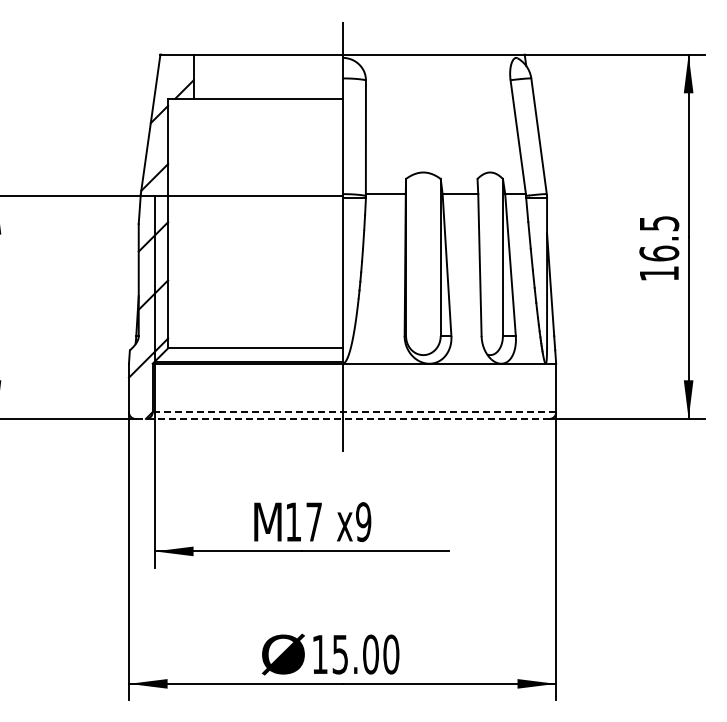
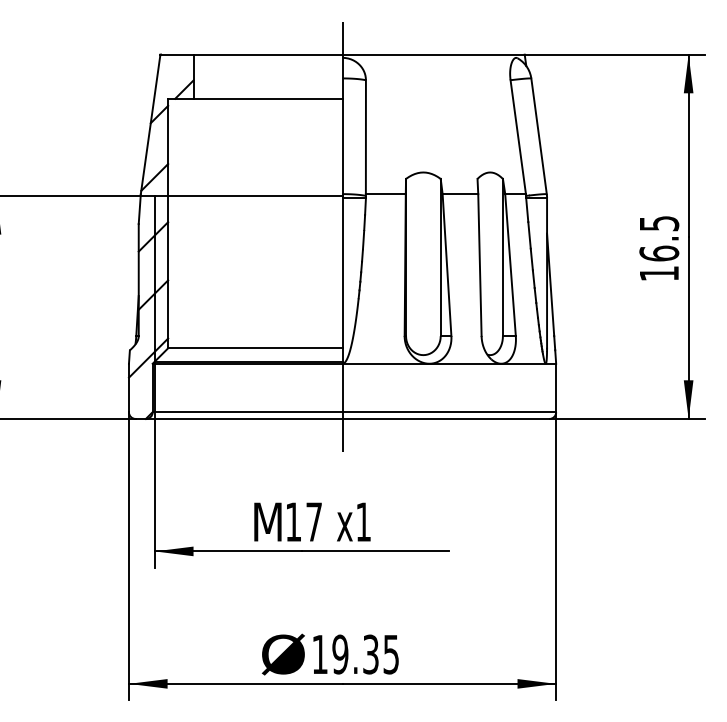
line: dashed -> solid (354, 412)
line: dashed -> solid (342, 418)
text: x9 -> x1 (363, 522)
text: 15.00 -> 19.35 (365, 654)
